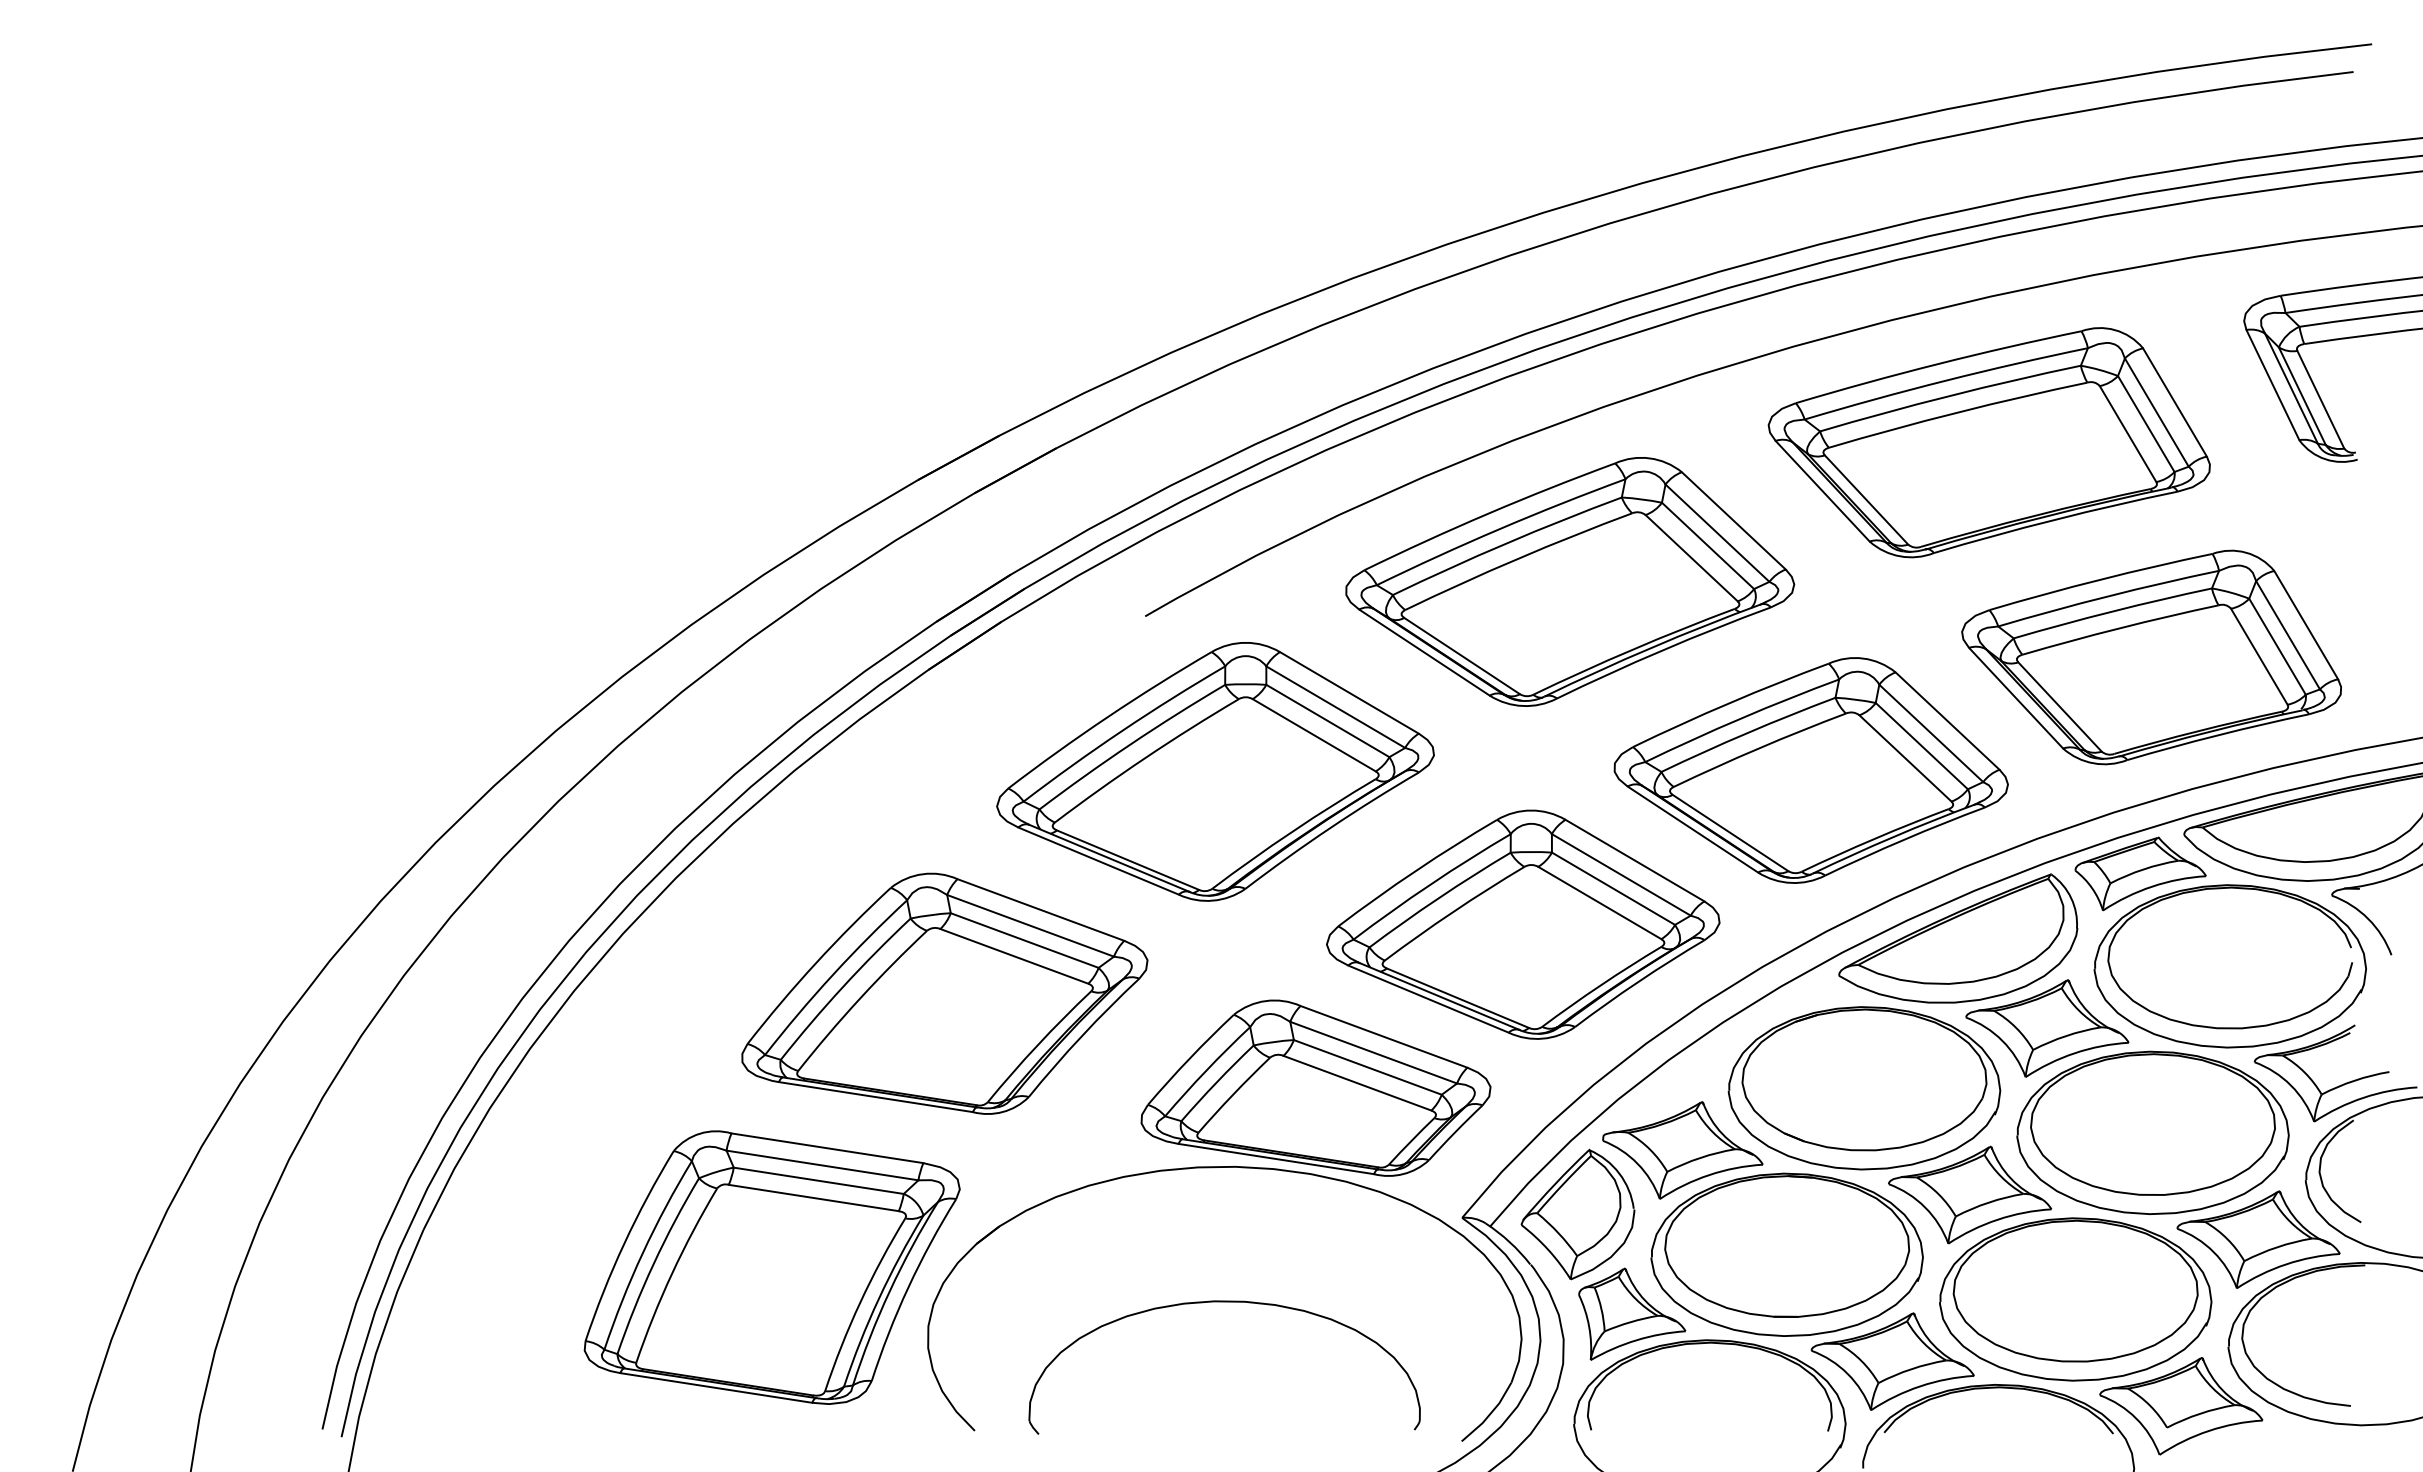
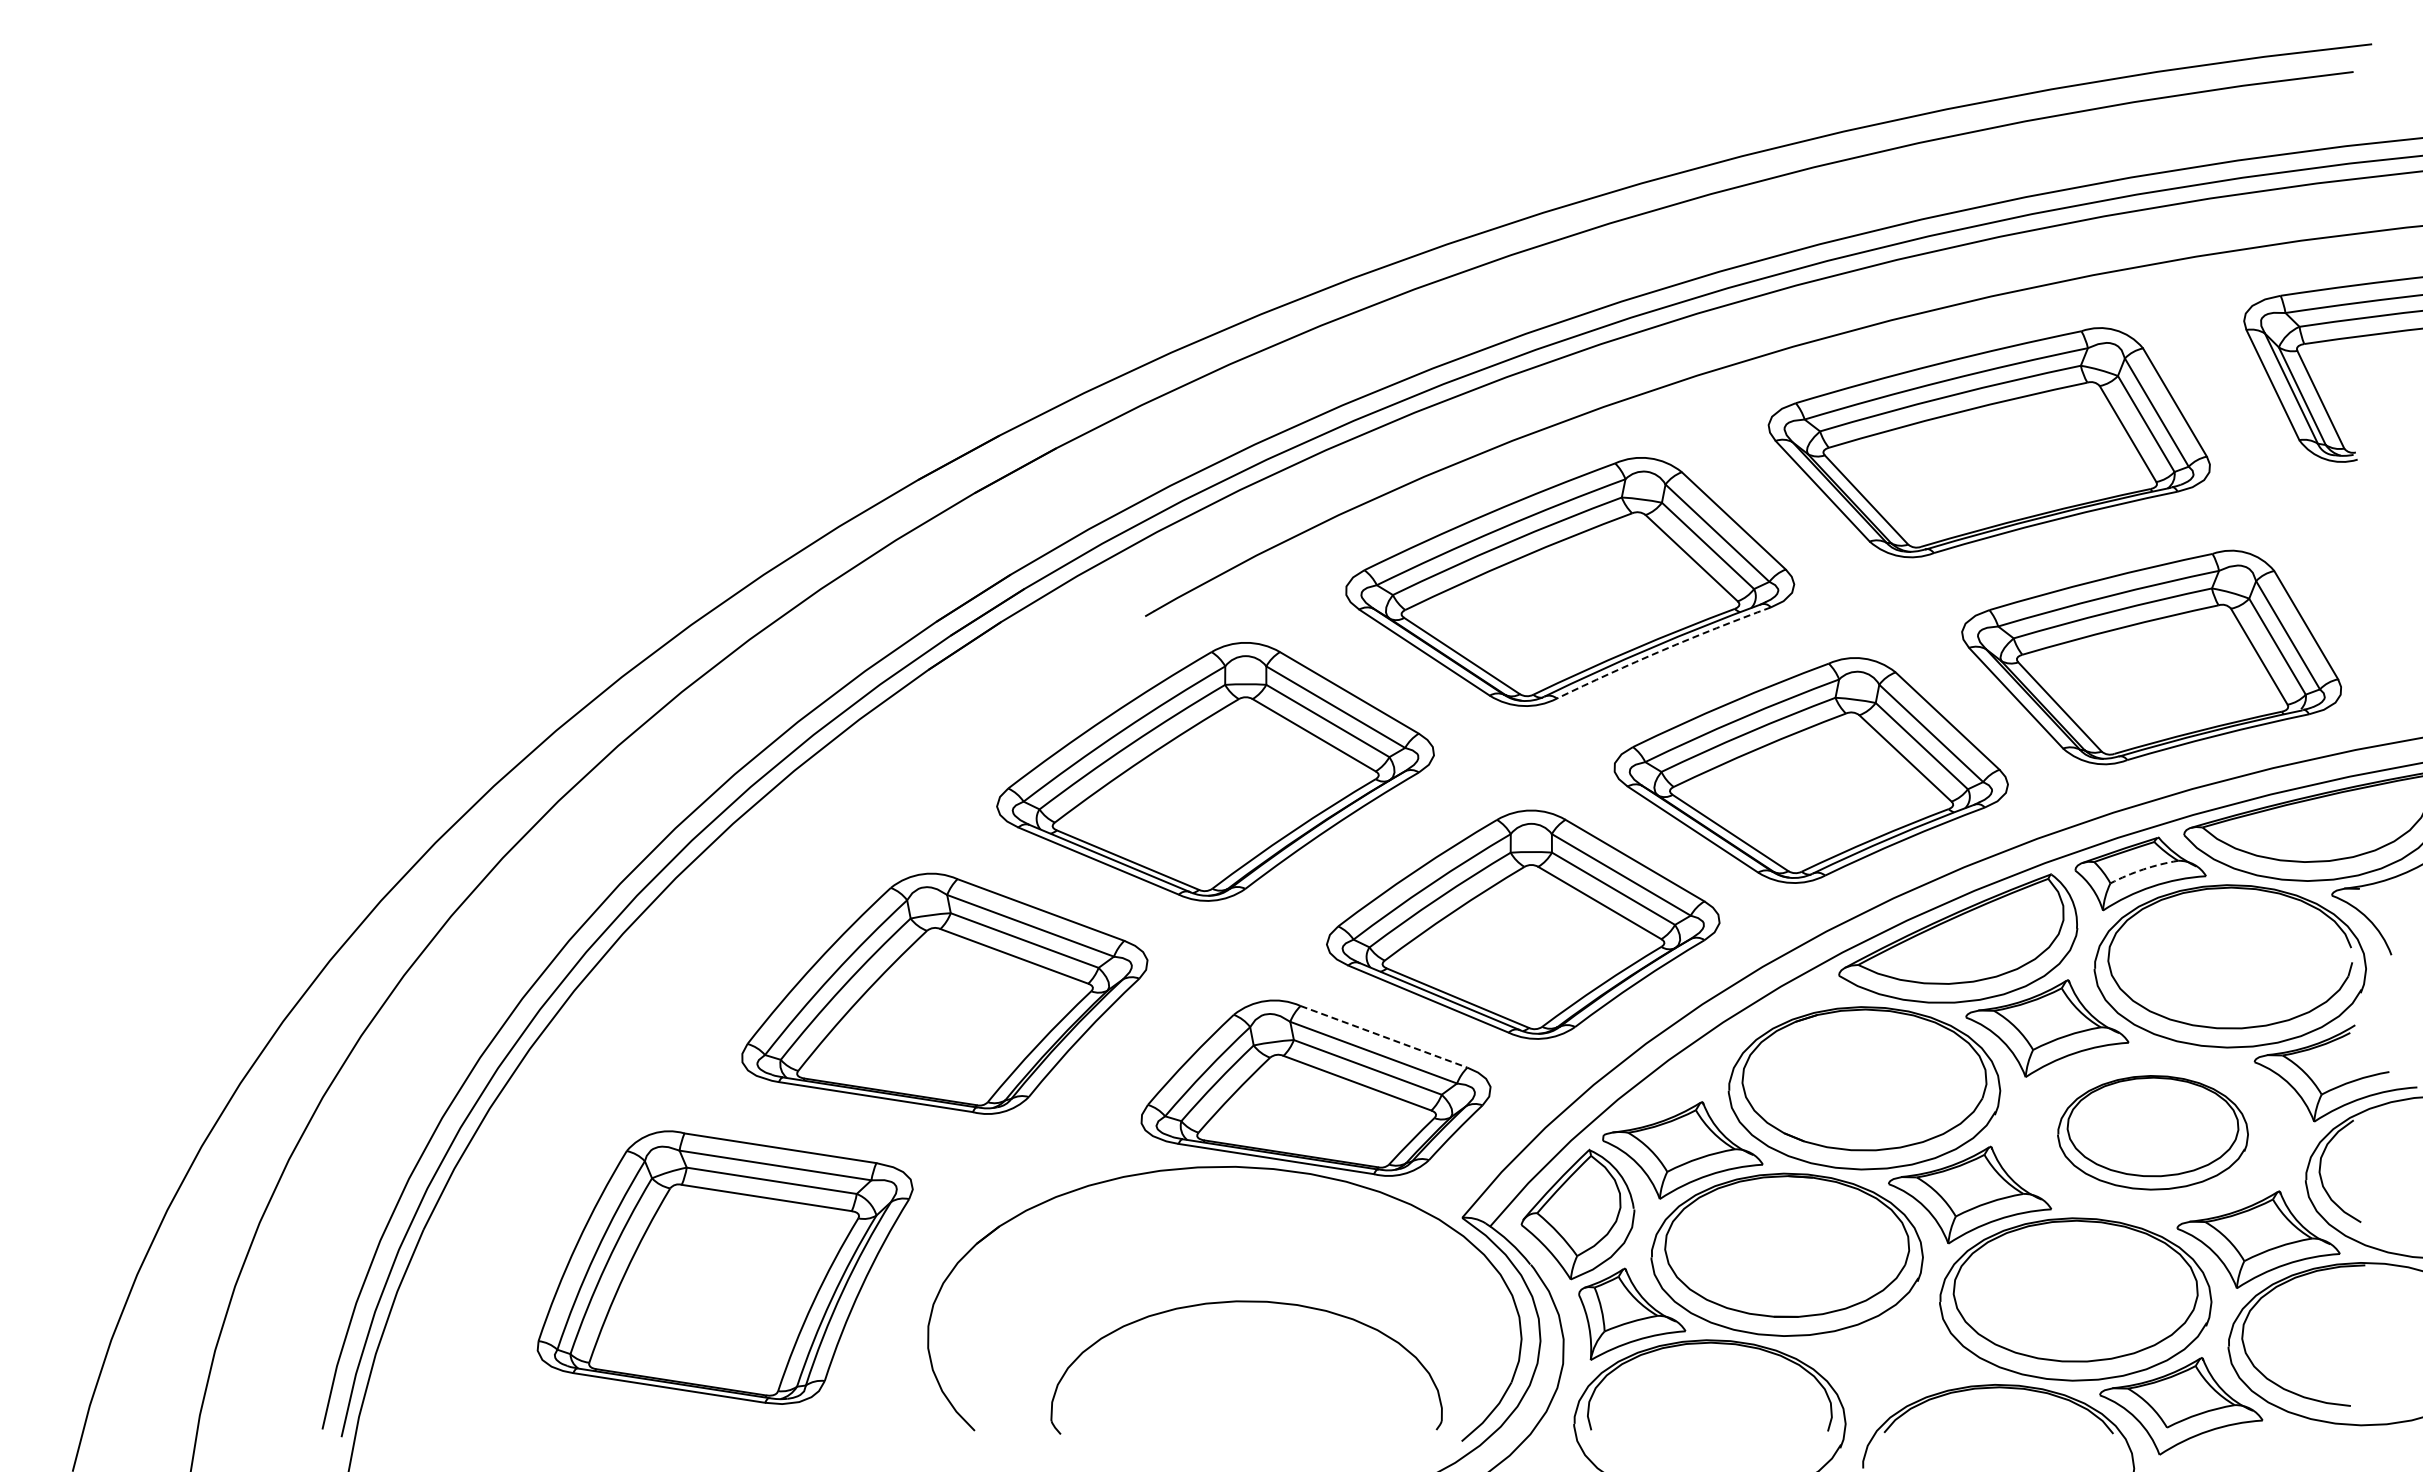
arc: solid -> dashed (1662, 650)
arc: solid -> dashed (2143, 869)
line: solid -> dashed (1384, 1036)
part size: 274x165 px -> 192x116 px (2152, 1132)
part position: (771, 1267) -> (724, 1267) (724, 1267)
part position: (1224, 1302) -> (1246, 1302) (1246, 1302)
part: present -> none (1892, 1361)
